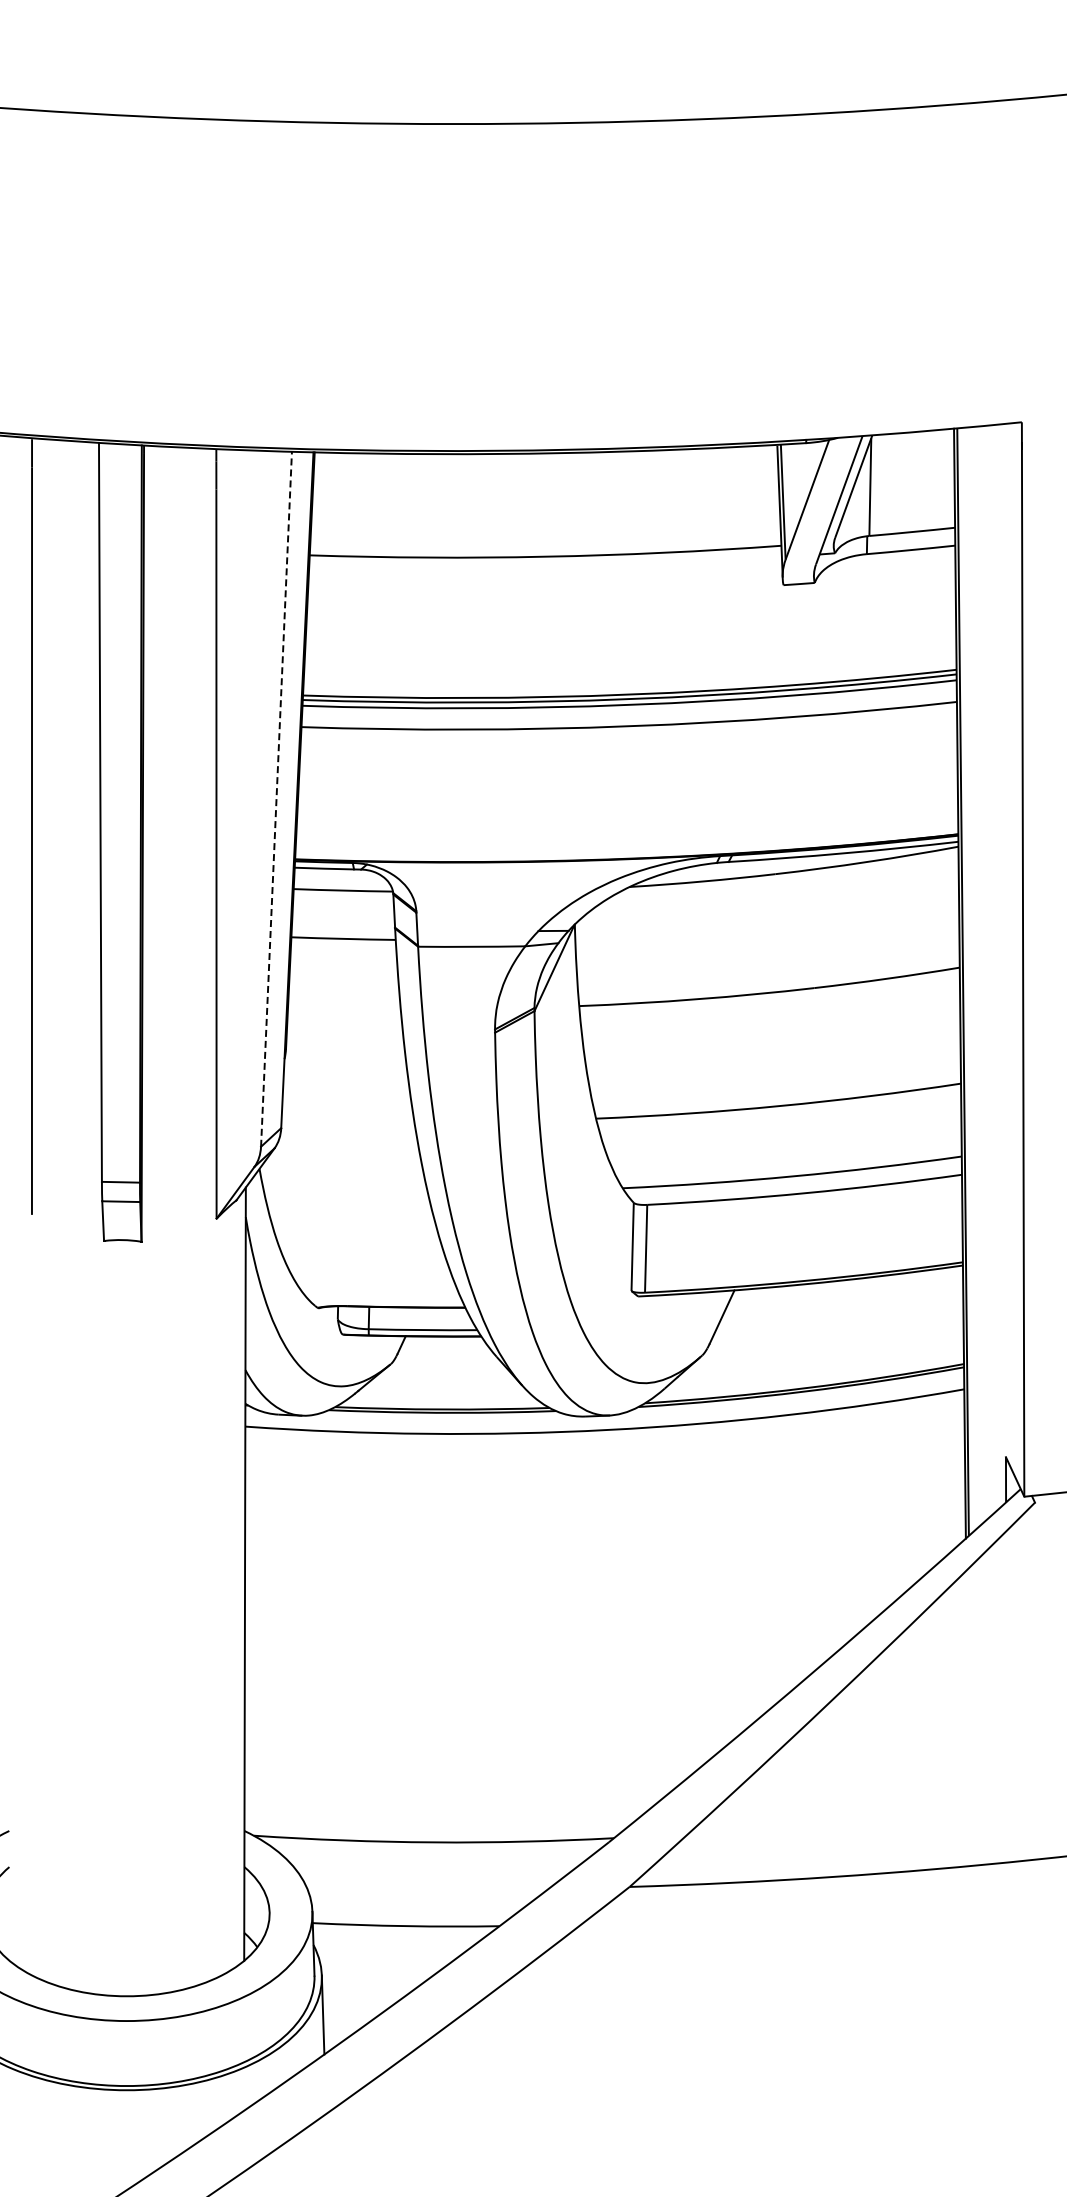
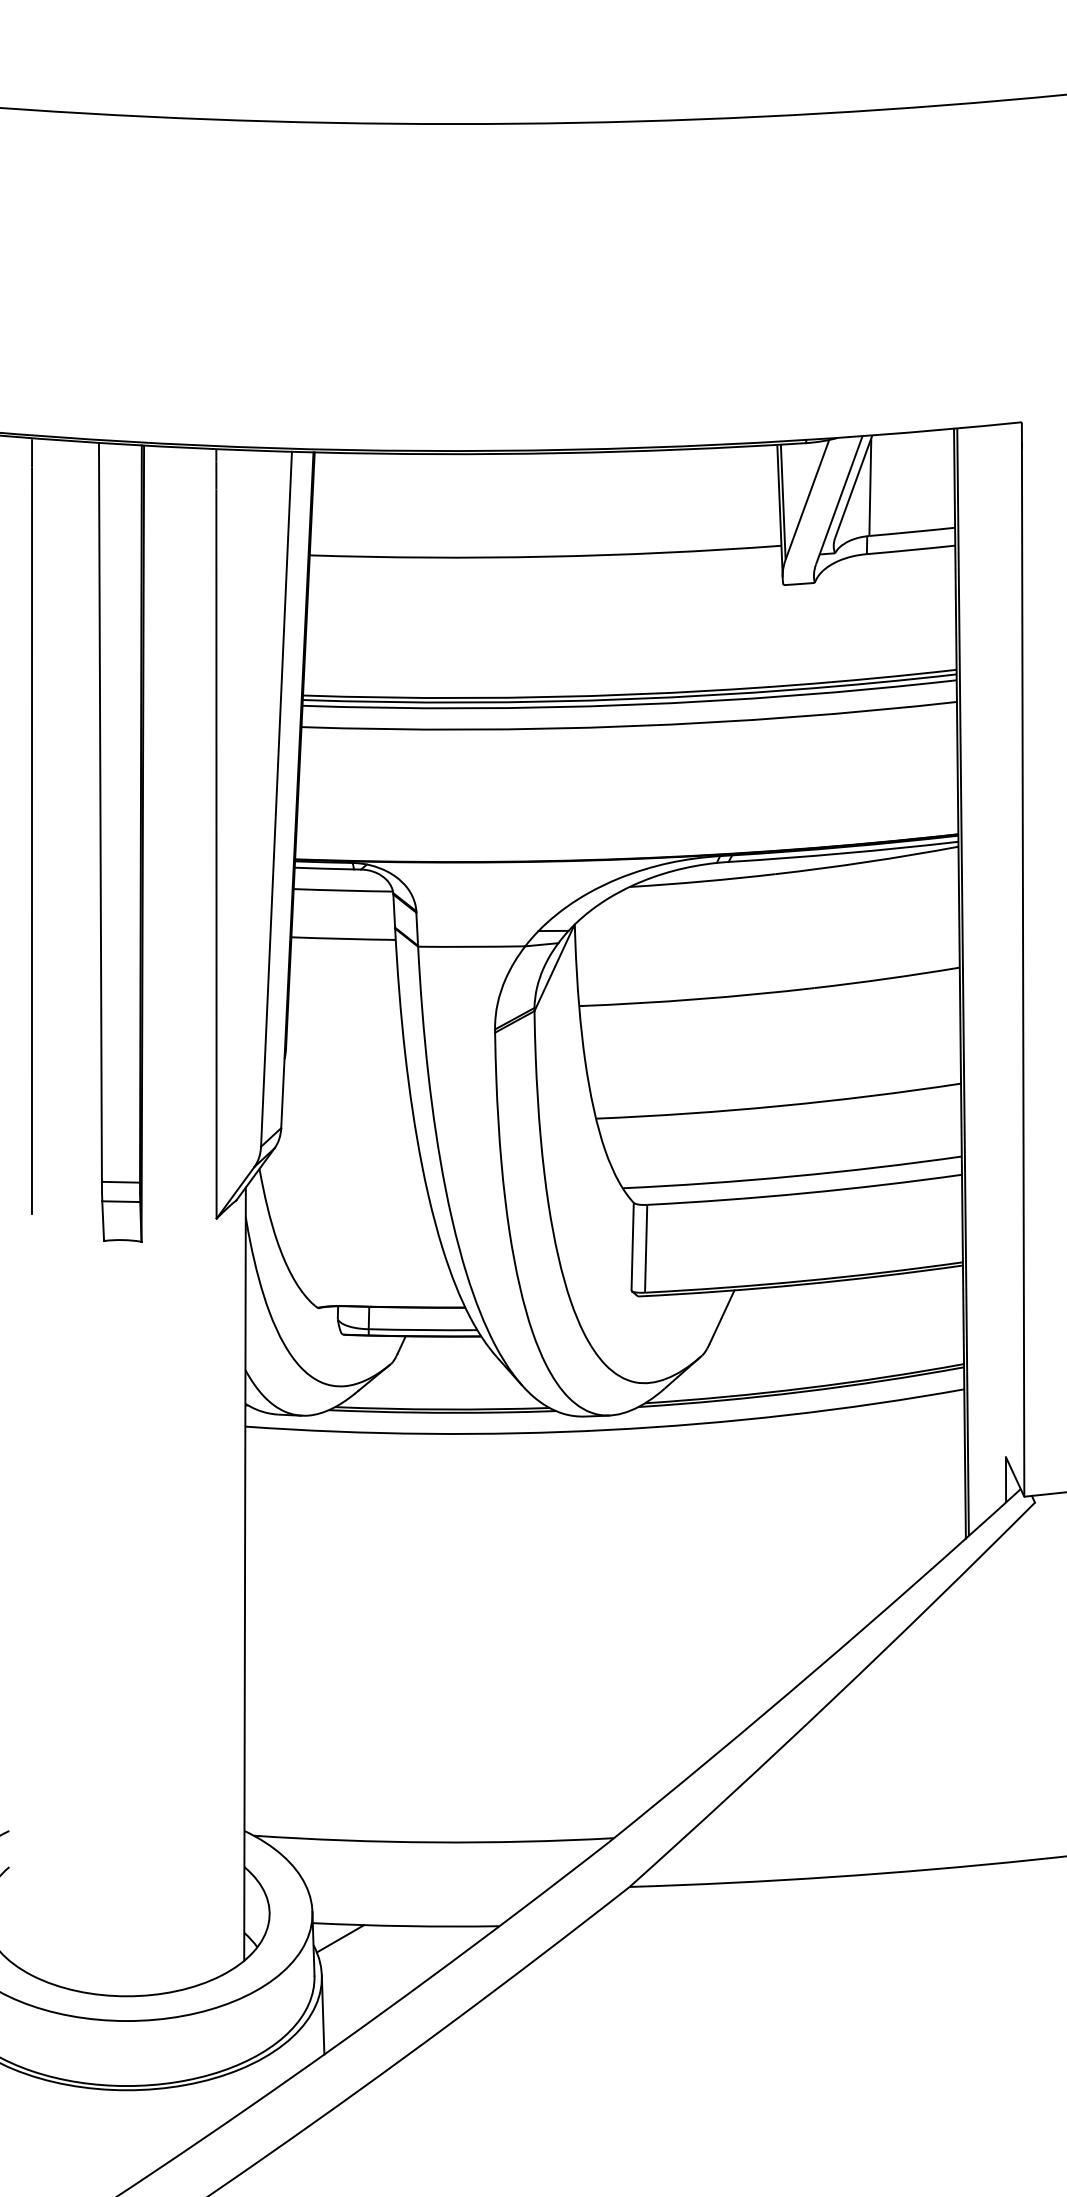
line: dashed -> solid (276, 799)
line: none -> present (340, 1938)
